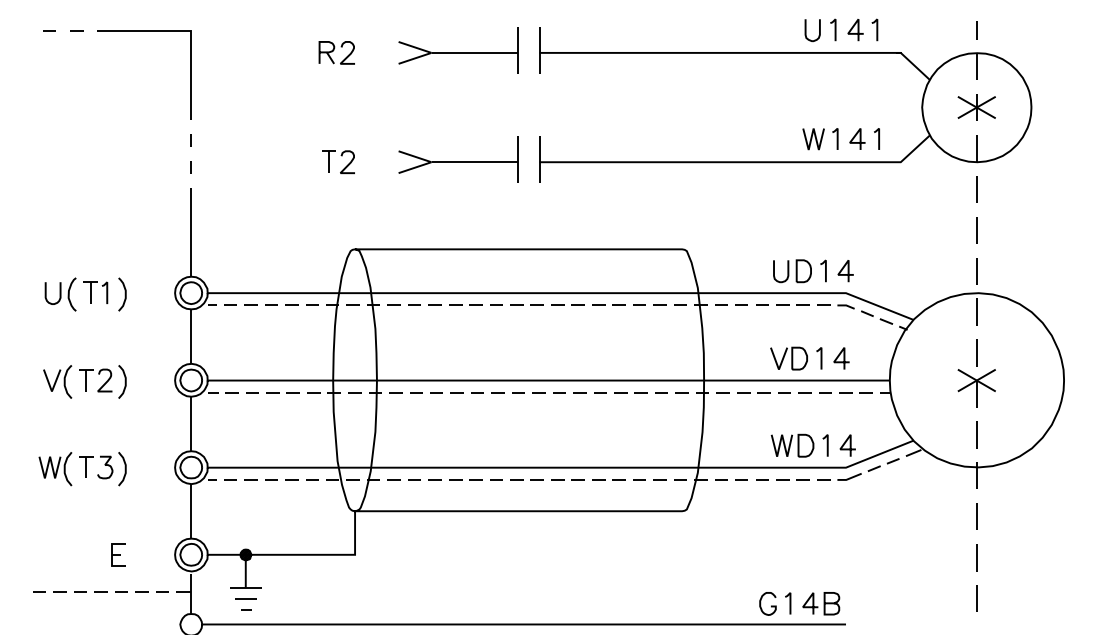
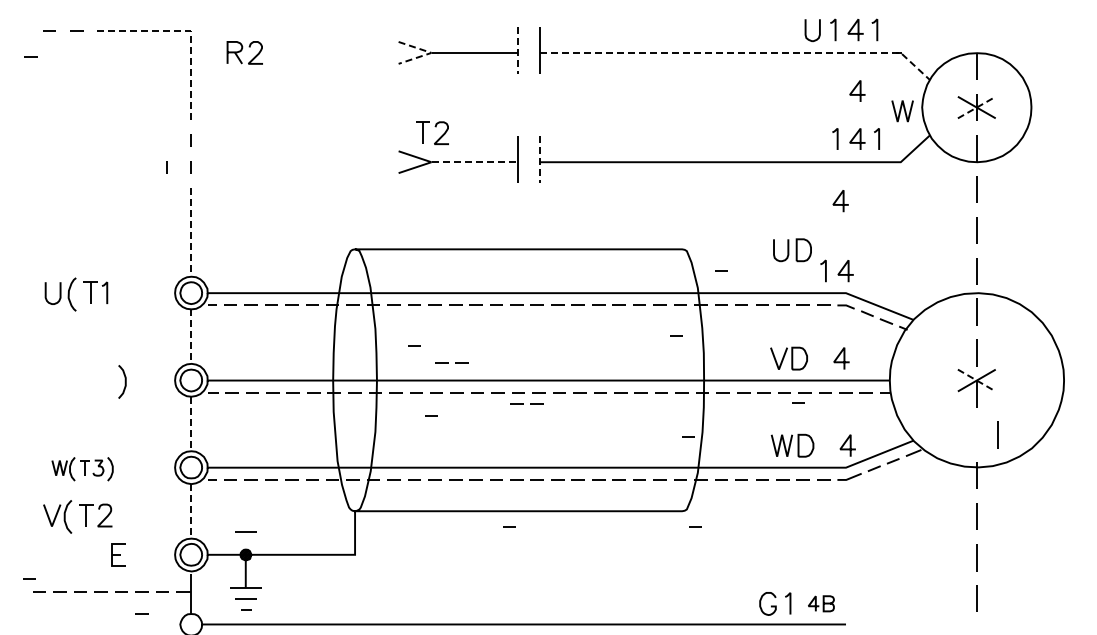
line: present -> none (976, 30)
line: solid -> dashed (189, 31)
line: solid -> dashed (517, 50)
part position: (336, 52) -> (244, 52) (244, 52)
line: solid -> dashed (431, 52)
line: solid -> dashed (741, 52)
line: none -> present (30, 56)
line: none -> present (859, 90)
line: solid -> dashed (976, 107)
line position: (812, 138) -> (901, 110) (901, 110)
part position: (341, 156) -> (435, 127) (435, 127)
line: solid -> dashed (539, 159)
line: solid -> dashed (474, 162)
line: none -> present (166, 167)
line: none -> present (842, 201)
line: solid -> dashed (191, 232)
line: none -> present (721, 270)
part position: (792, 271) -> (792, 250) (792, 250)
curve: present -> none (124, 294)
line: none -> present (676, 335)
line: solid -> dashed (191, 337)
line: none -> present (414, 345)
line: present -> none (820, 358)
line: none -> present (448, 362)
line: solid -> dashed (976, 380)
part position: (85, 381) -> (85, 516) (85, 516)
line: none -> present (798, 402)
line: none -> present (523, 403)
line: none -> present (431, 415)
line: solid -> dashed (191, 424)
line position: (976, 434) -> (997, 434) (997, 434)
line: none -> present (688, 436)
line: present -> none (826, 445)
part size: 89x35 px -> 63x25 px (82, 469)
line: solid -> dashed (191, 511)
line: none -> present (509, 526)
line: none -> present (695, 526)
line: none -> present (245, 531)
line: none -> present (29, 578)
part size: 39x24 px -> 27x18 px (821, 603)
line: none -> present (141, 613)
